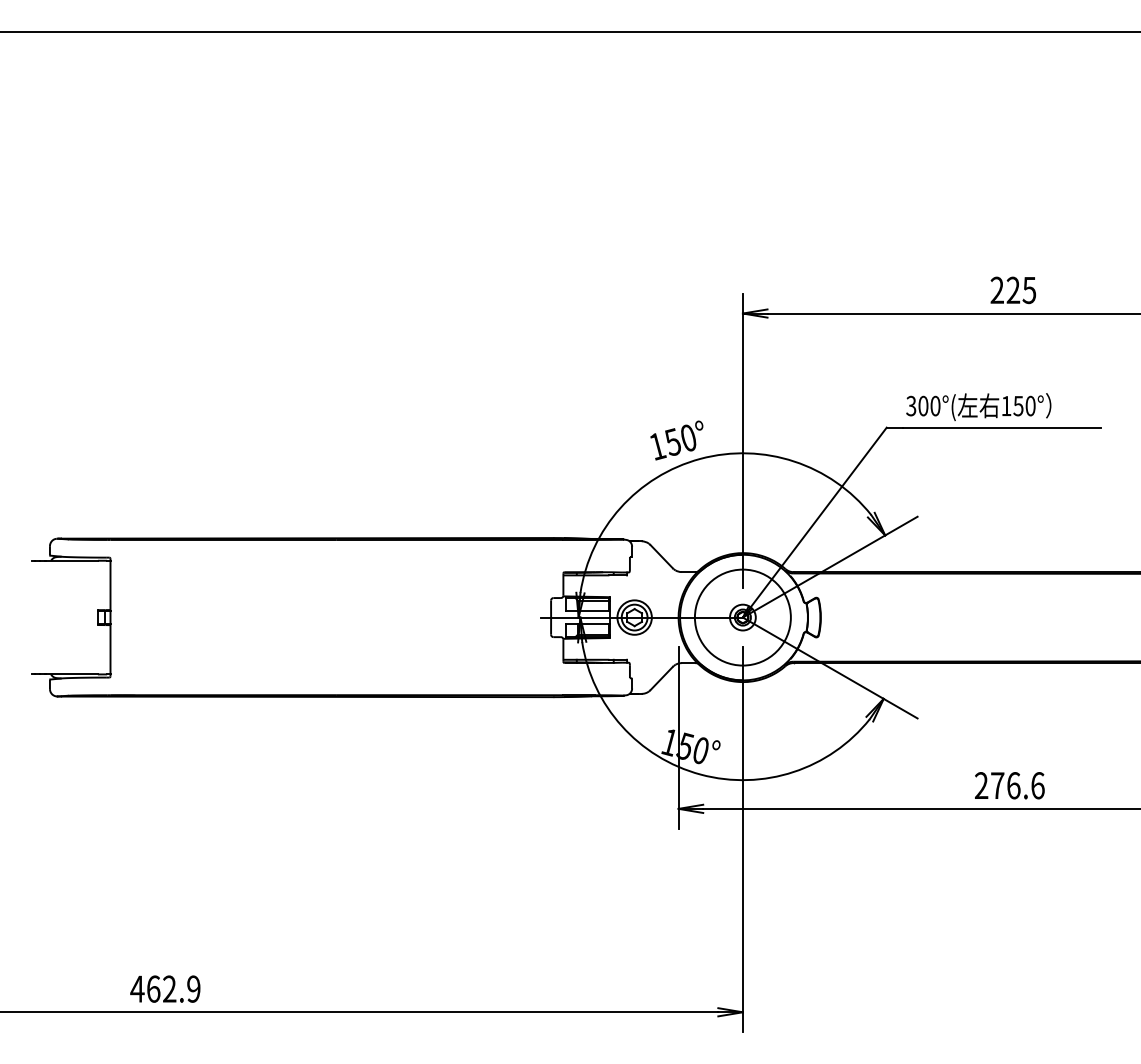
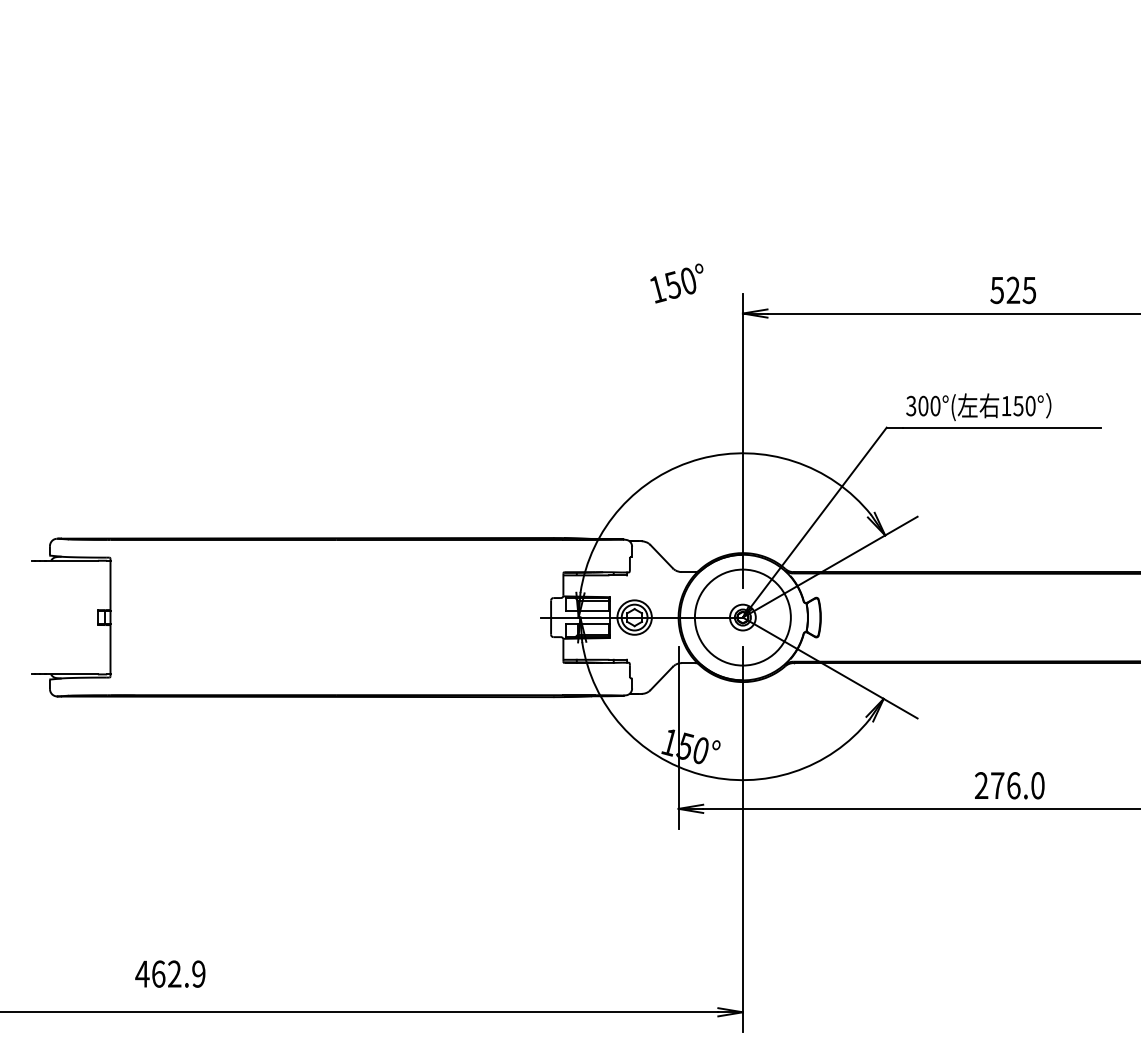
line: present -> none (569, 32)
text: 225 -> 525 (996, 290)
text position: (676, 440) -> (676, 283) (676, 283)
text: 276.6 -> 276.0 (1037, 785)
text position: (165, 988) -> (170, 973) (170, 973)
